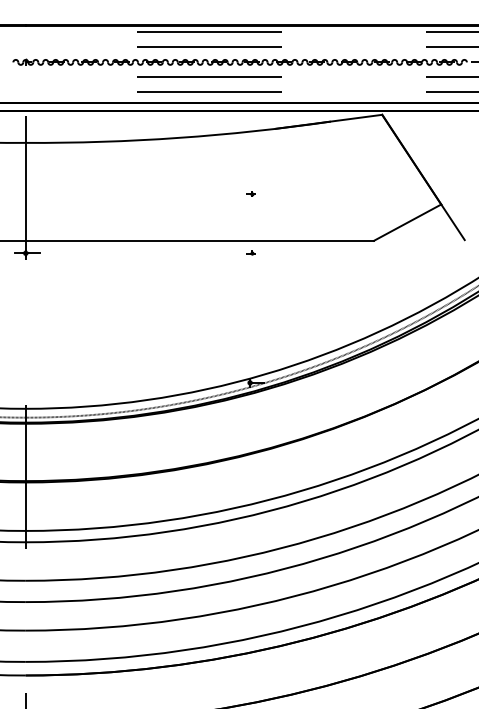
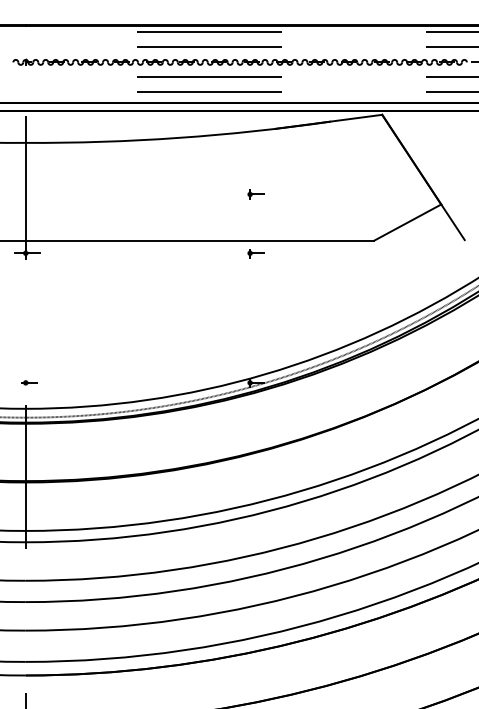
part size: 10x6 px -> 18x11 px (255, 194)
part size: 10x6 px -> 18x10 px (255, 253)
part: none -> present (29, 382)
